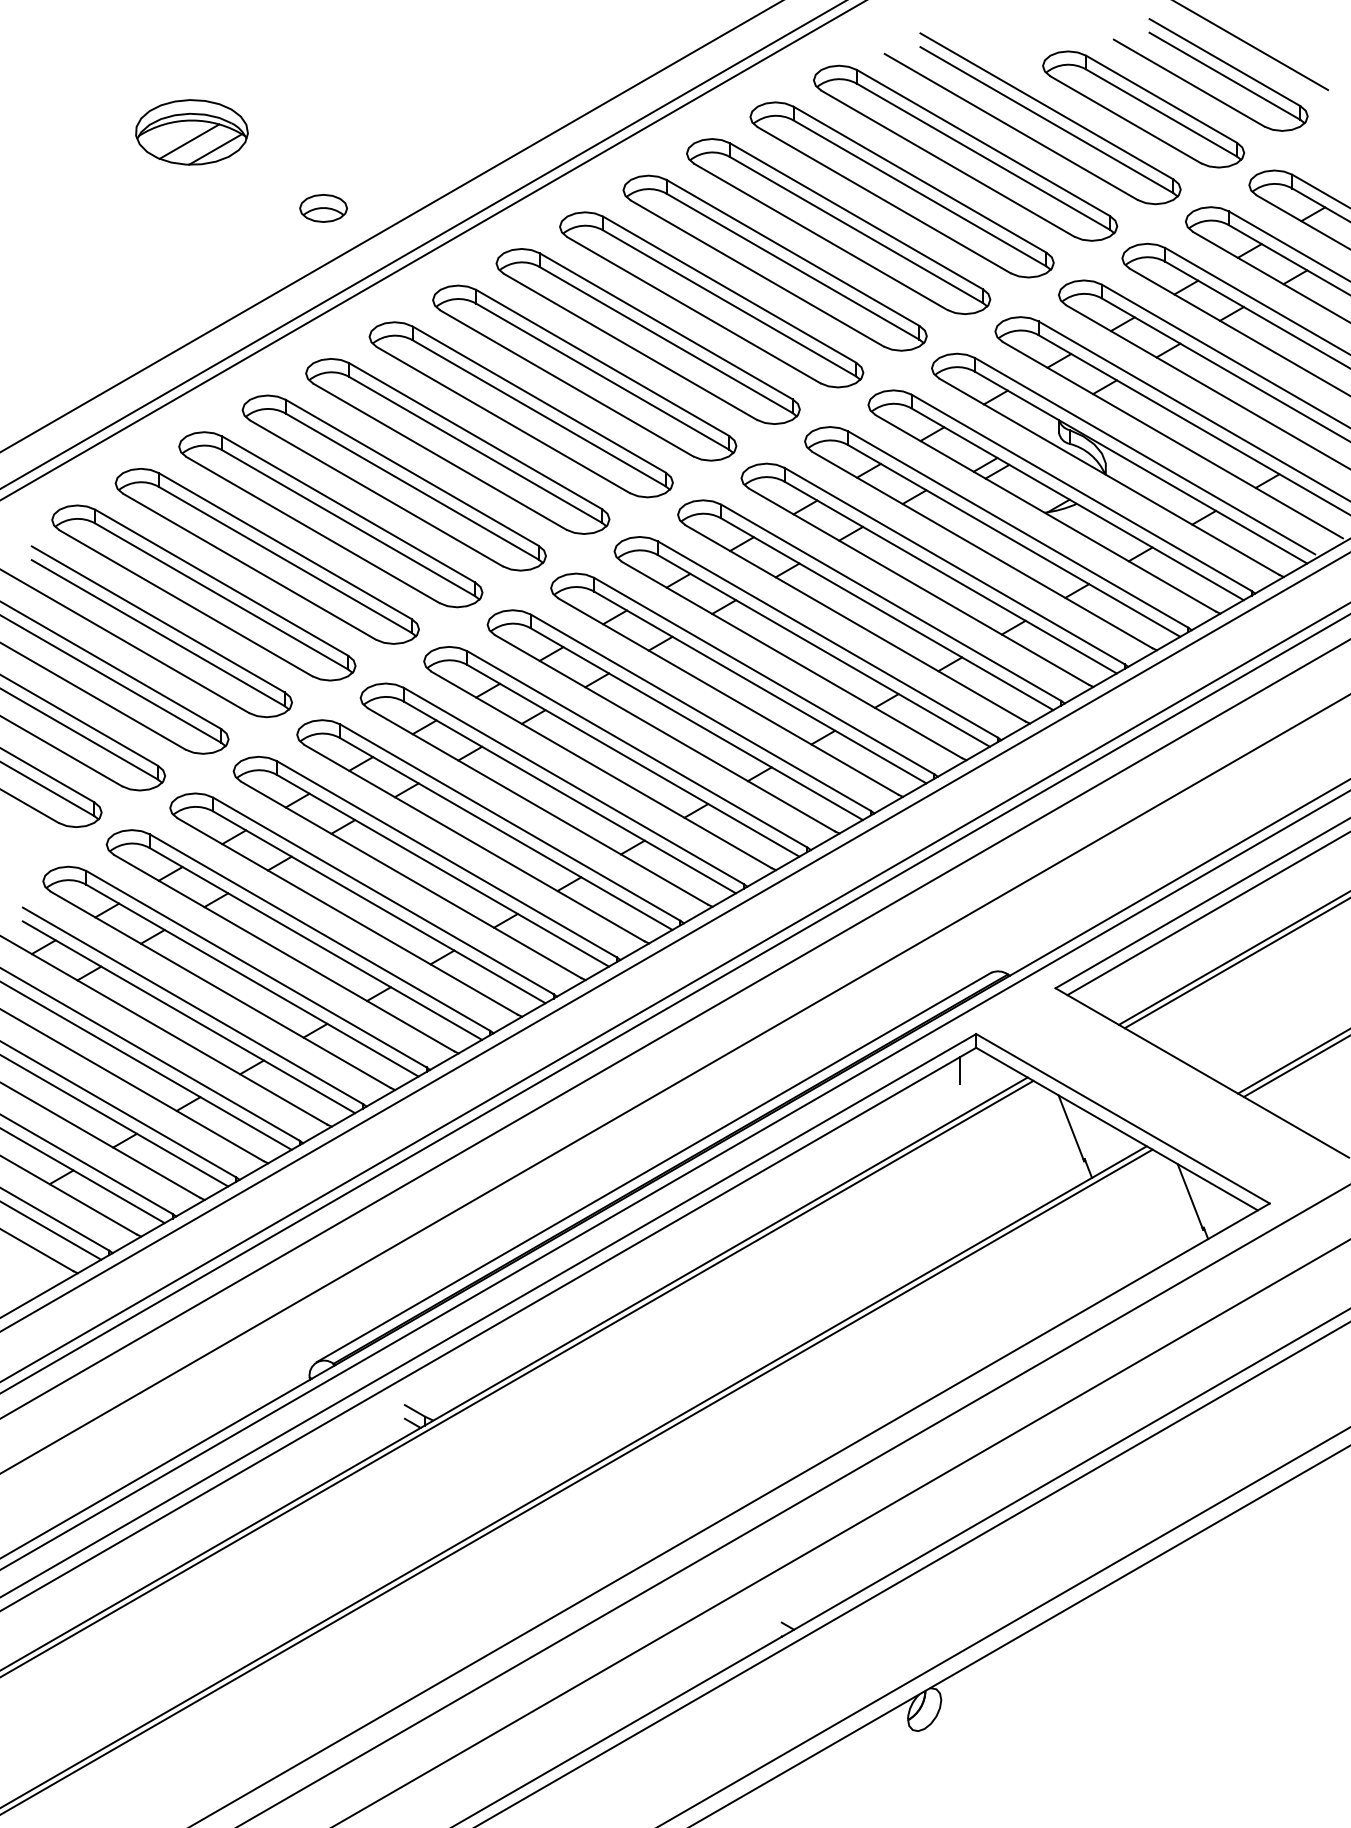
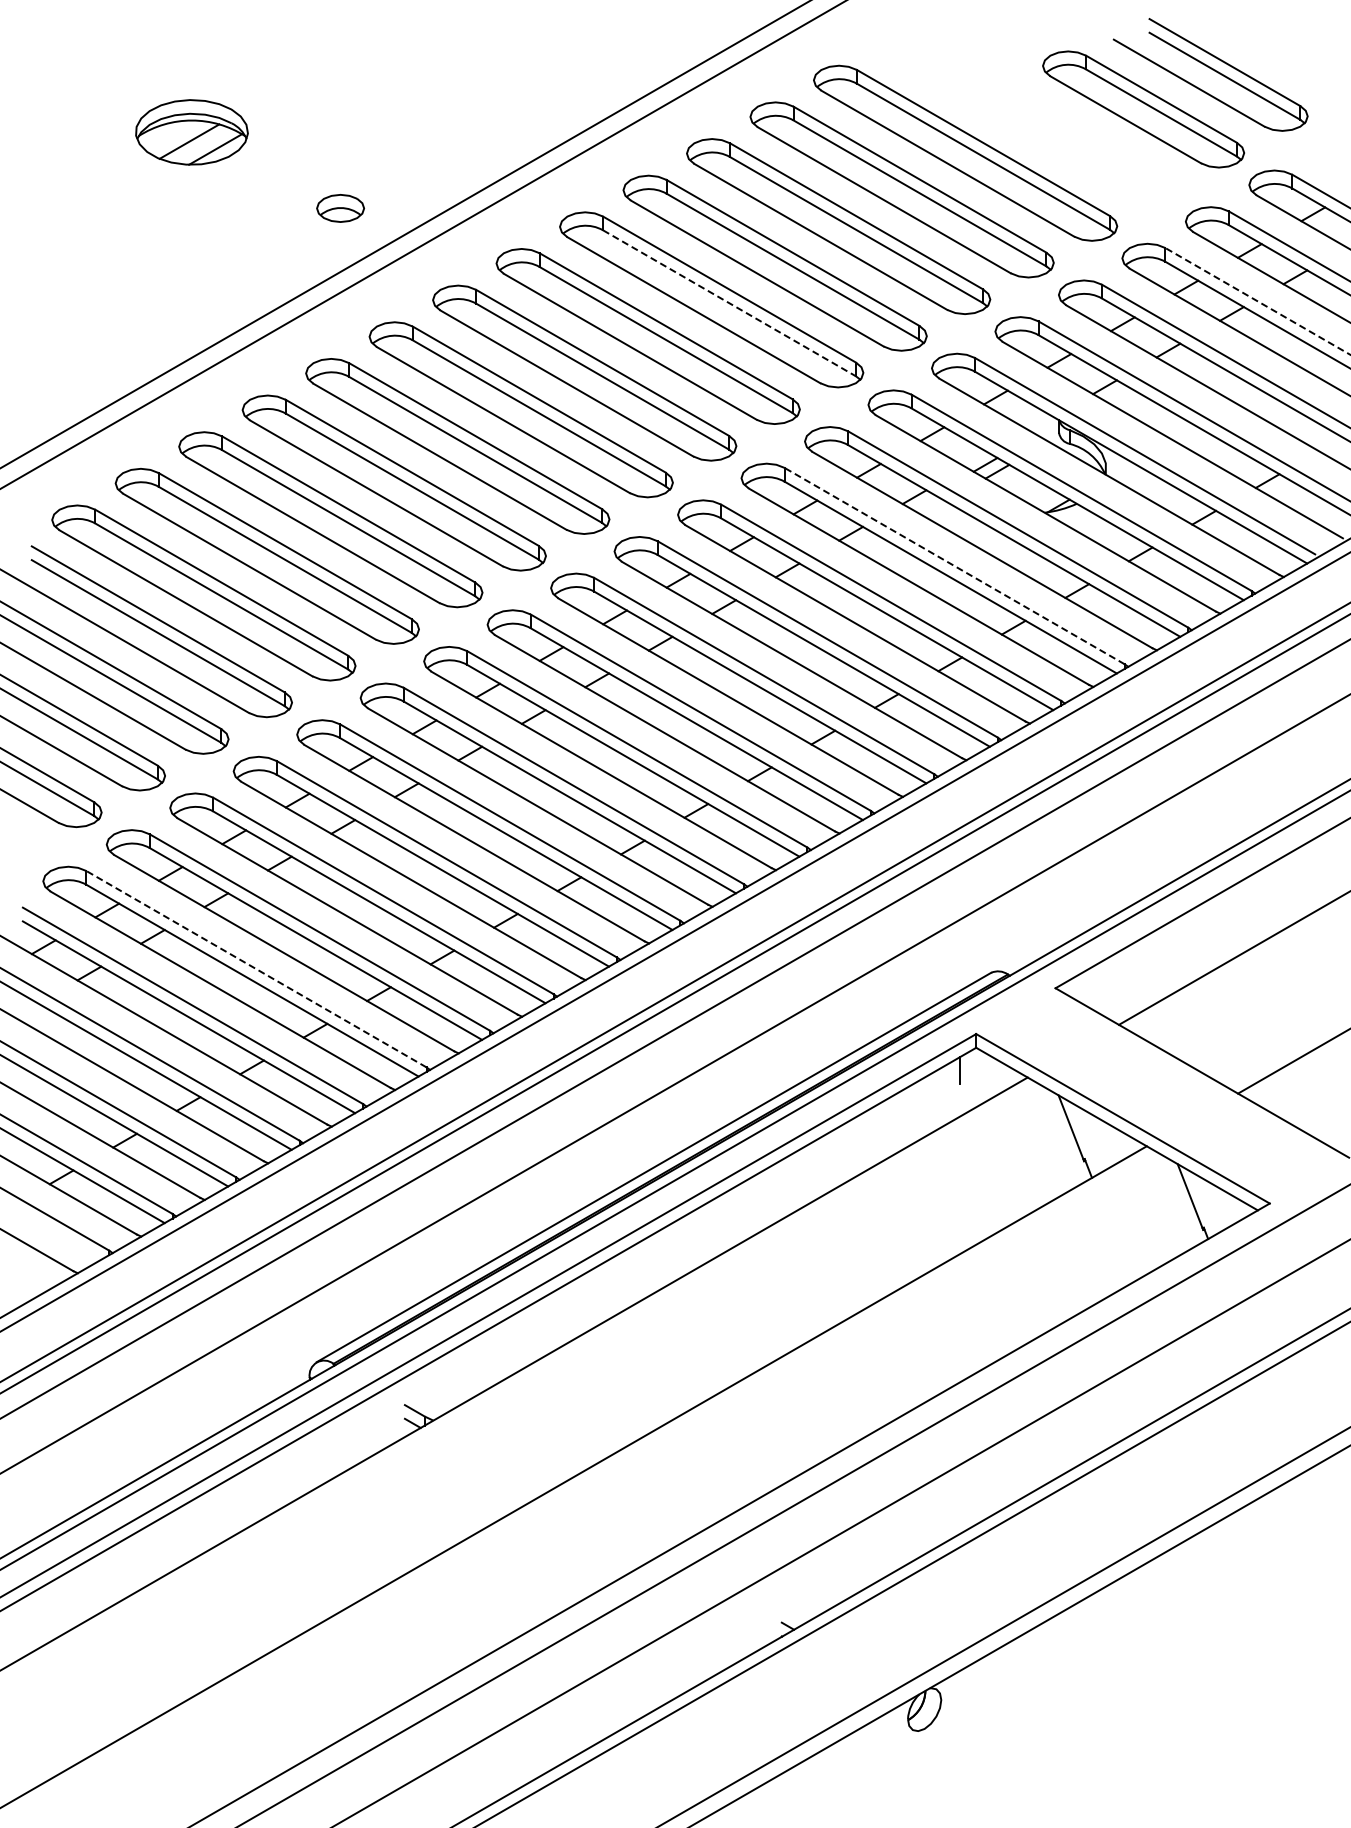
line: present -> none (1251, 46)
part: present -> none (1032, 118)
part position: (323, 208) -> (340, 208) (340, 208)
line position: (390, 226) -> (404, 234) (404, 234)
line: present -> none (432, 250)
line: solid -> dashed (1258, 301)
line: solid -> dashed (729, 303)
line: solid -> dashed (954, 565)
line: present -> none (1207, 914)
line: present -> none (1235, 963)
line: solid -> dashed (256, 968)
line: present -> none (1295, 1066)
line: present -> none (51, 1230)
line: present -> none (517, 1378)
line: present -> none (577, 1481)
